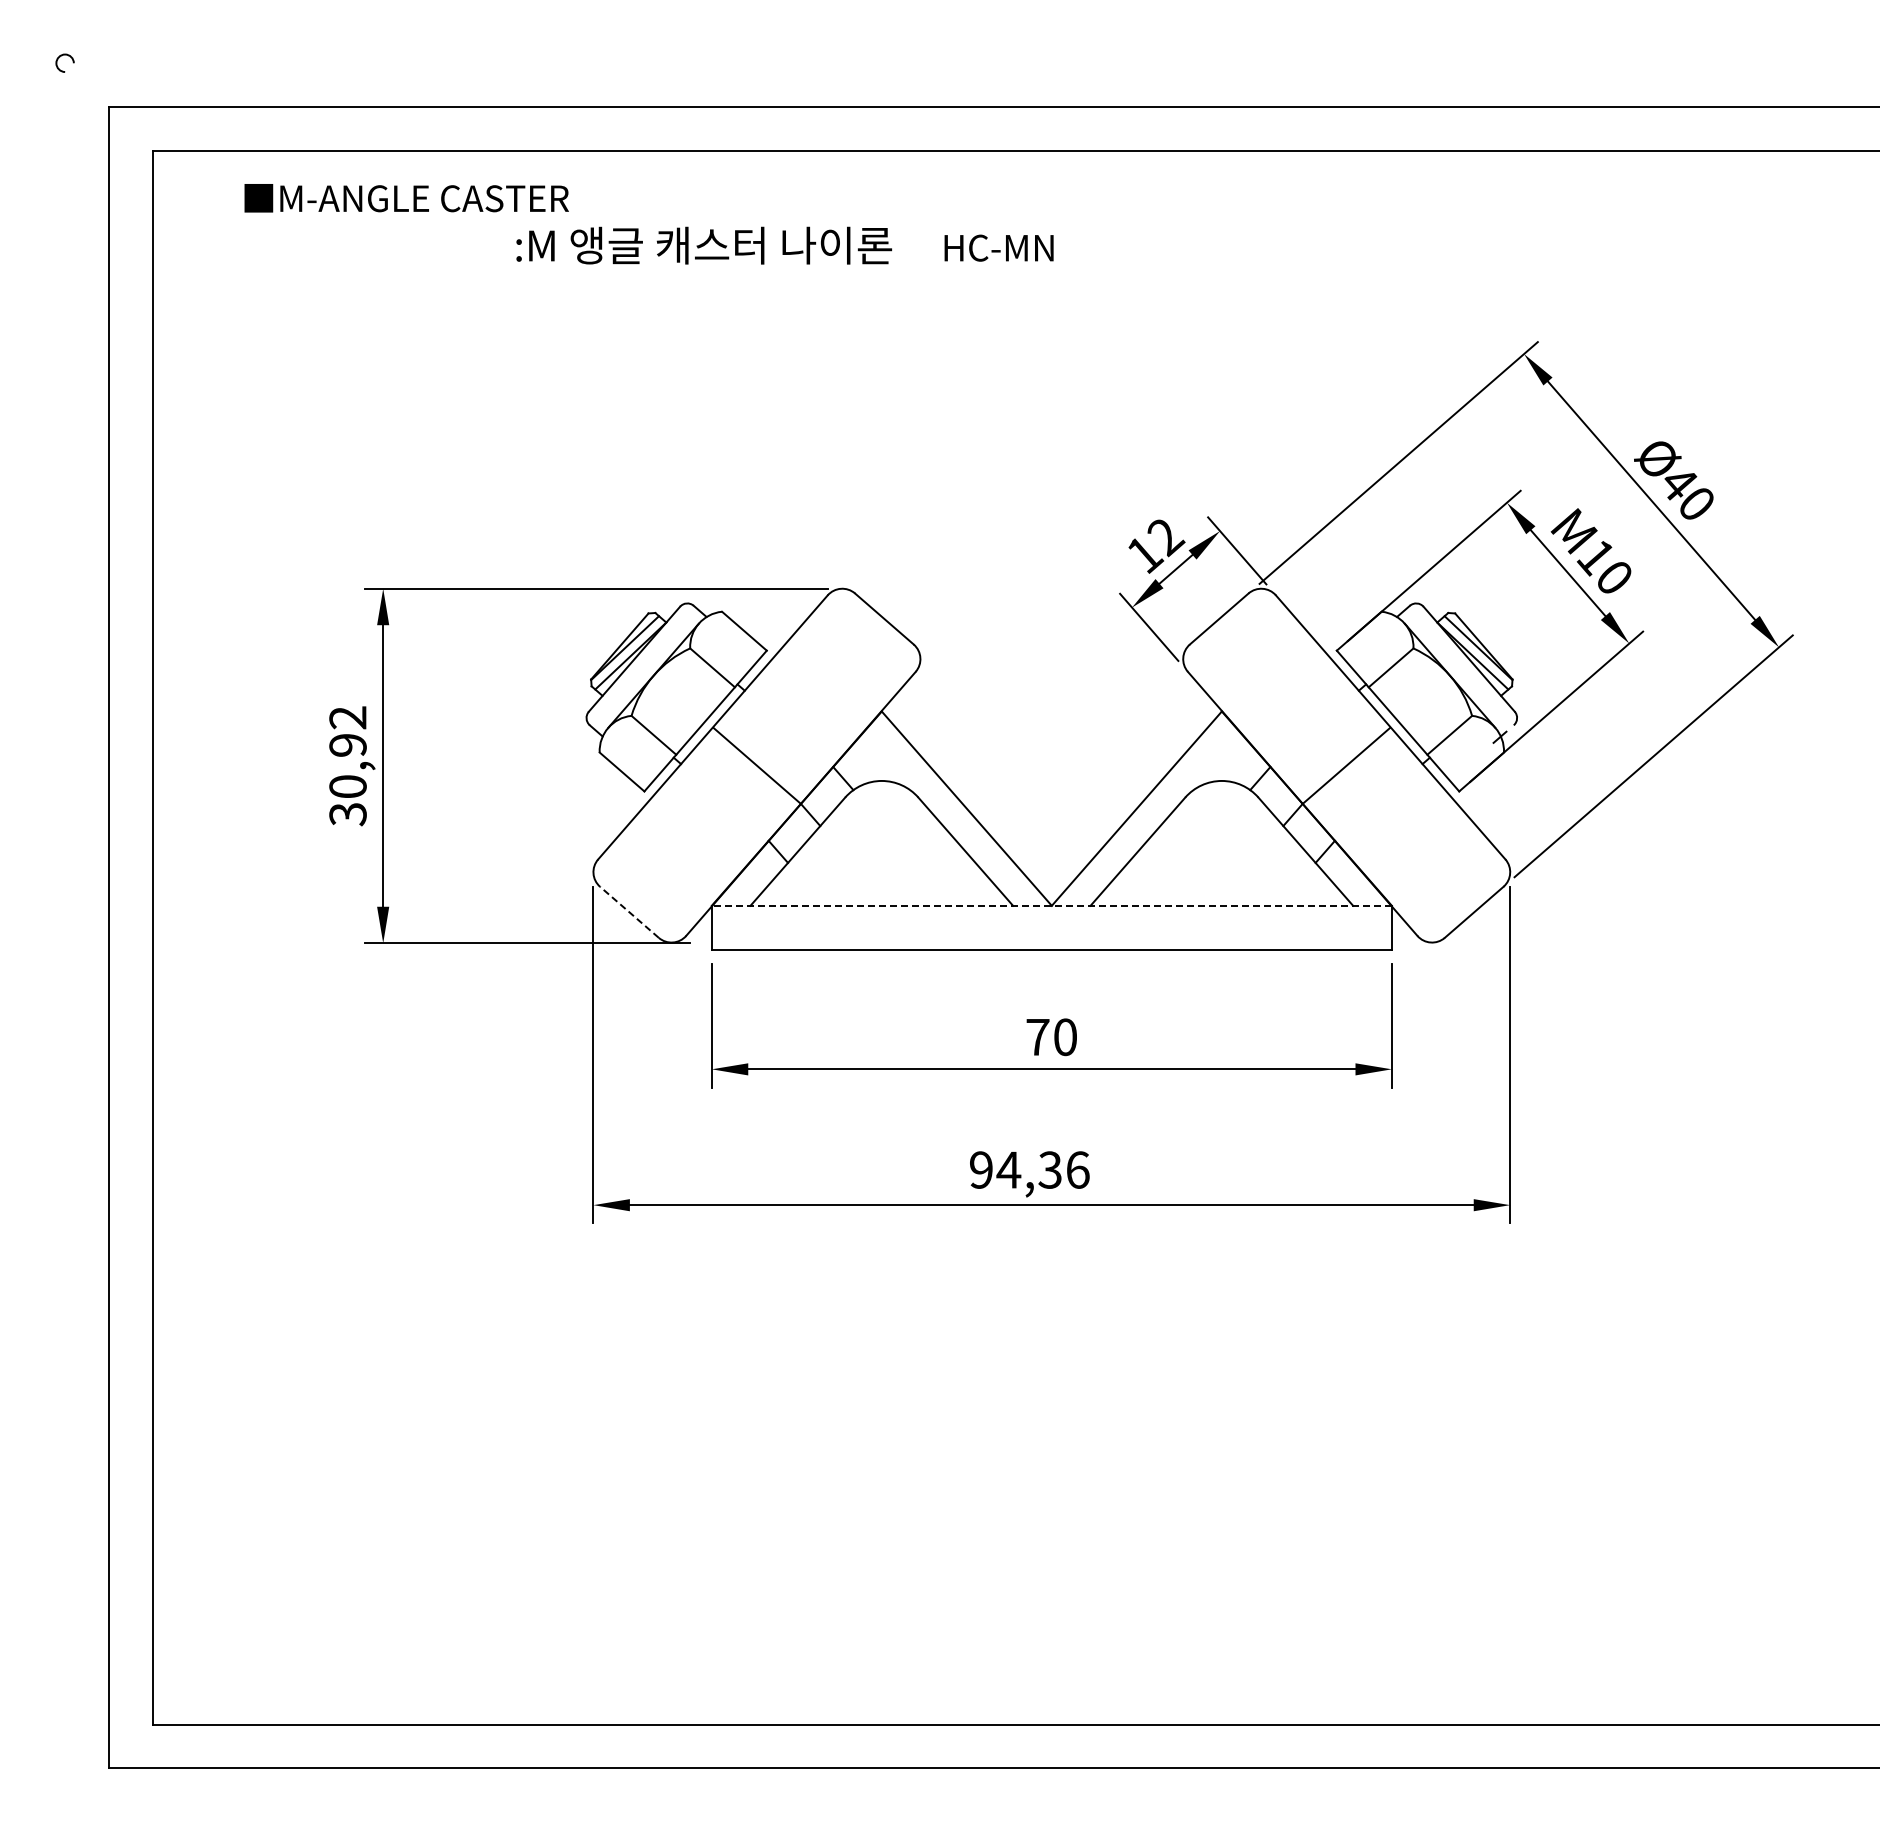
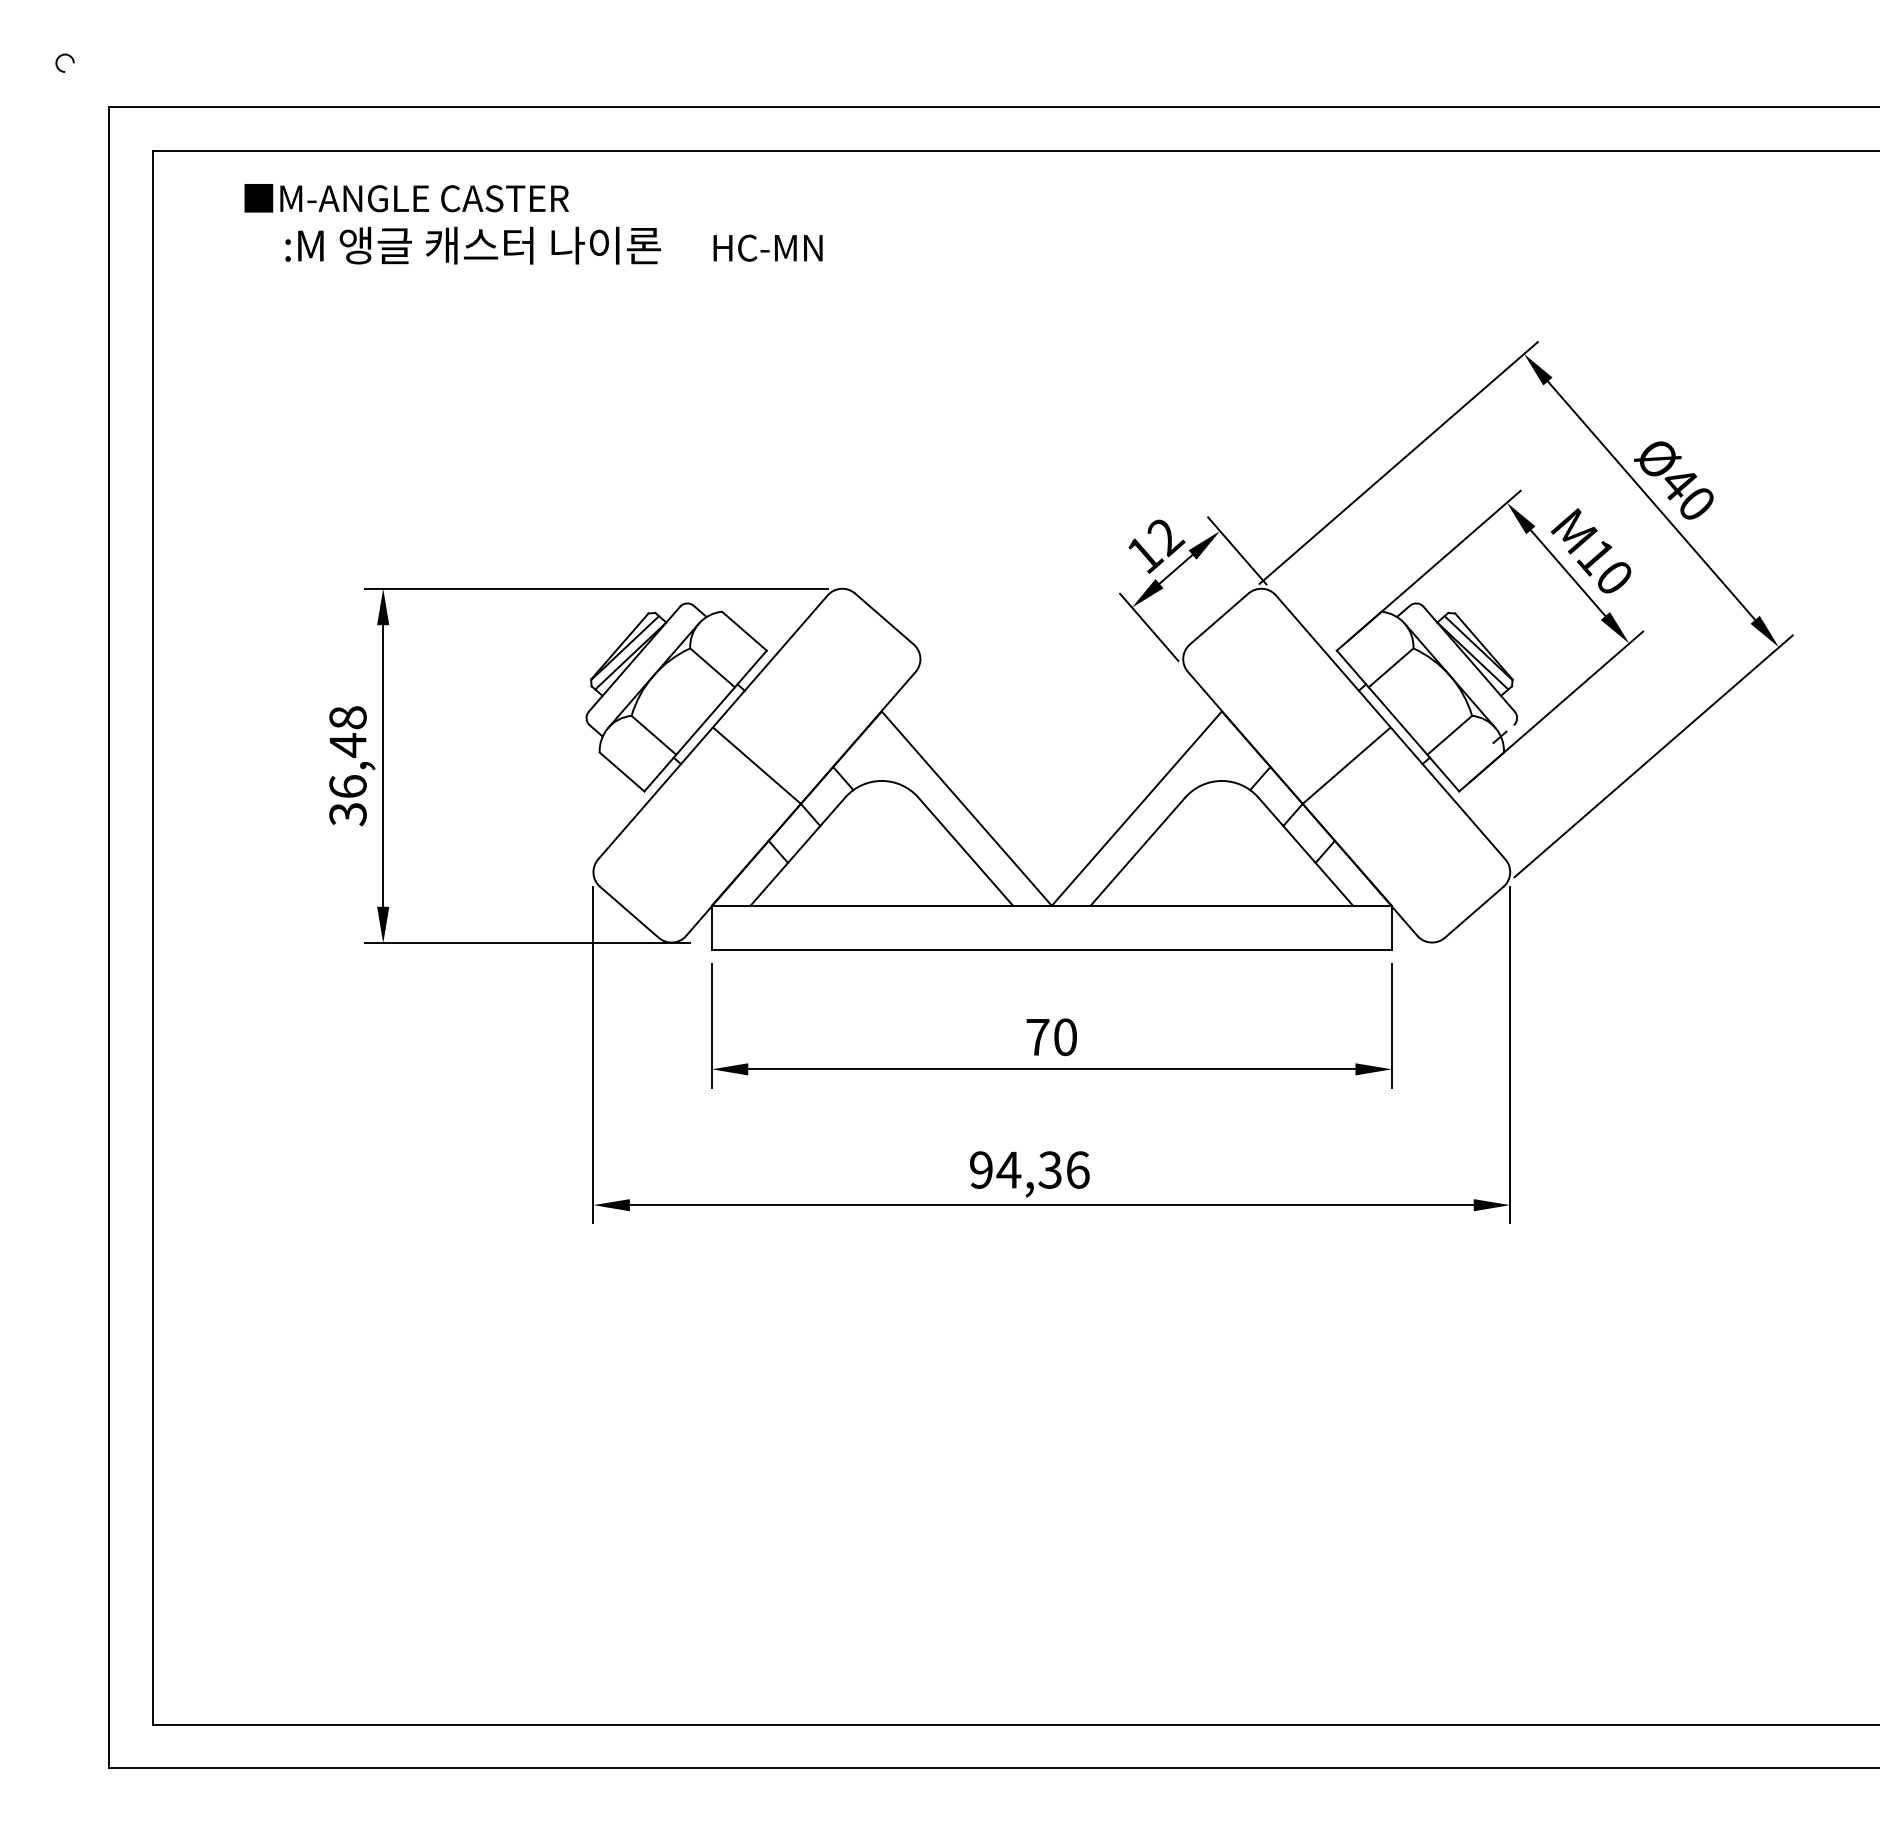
text position: (784, 245) -> (553, 245) (553, 245)
text: 30,92 -> 36,48 (347, 751)
line: dashed -> solid (1051, 905)
line: dashed -> solid (629, 912)
